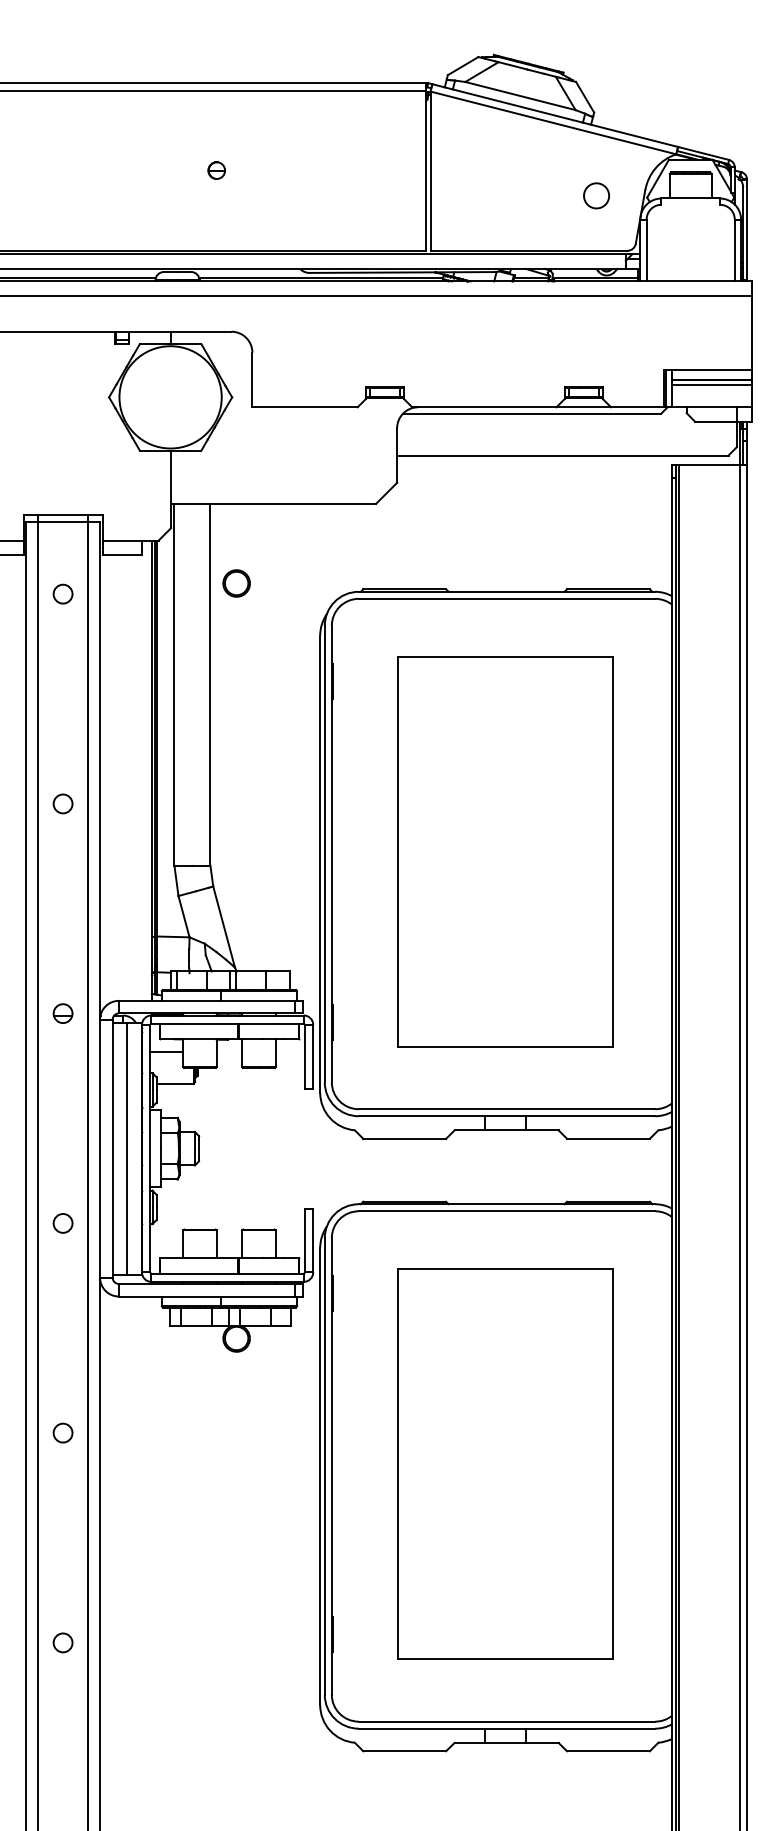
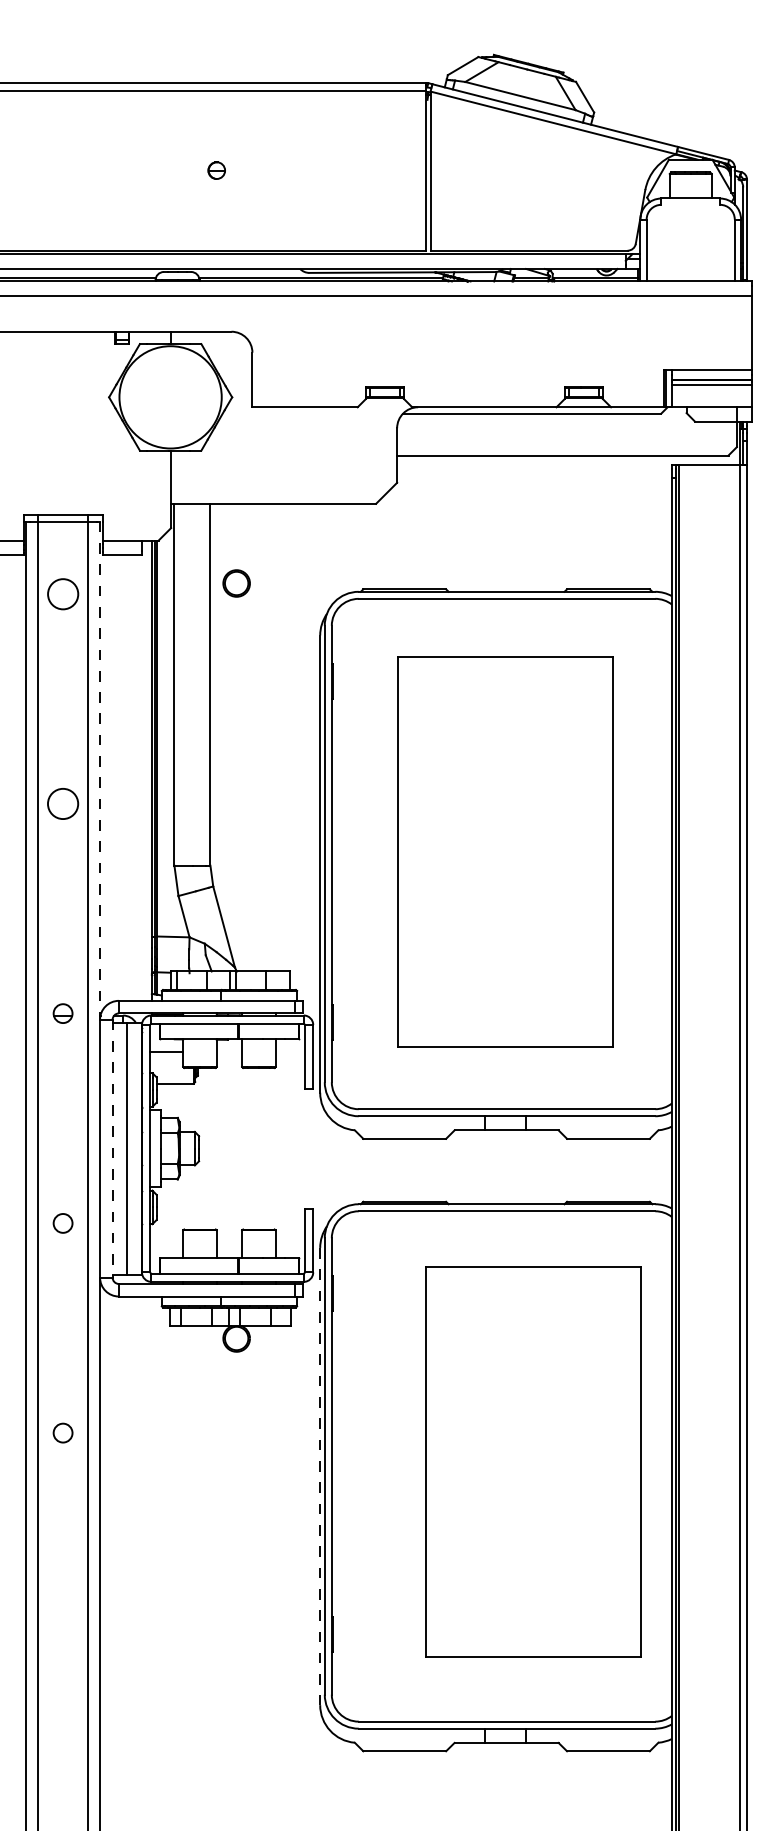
circle: present -> none (596, 195)
circle size: 22x22 px -> 33x33 px (63, 594)
line: solid -> dashed (100, 771)
circle diameter: 19 px -> 30 px (63, 803)
line: solid -> dashed (112, 1148)
part position: (505, 1463) -> (533, 1461) (533, 1461)
line: solid -> dashed (320, 1476)
circle: present -> none (62, 1642)
